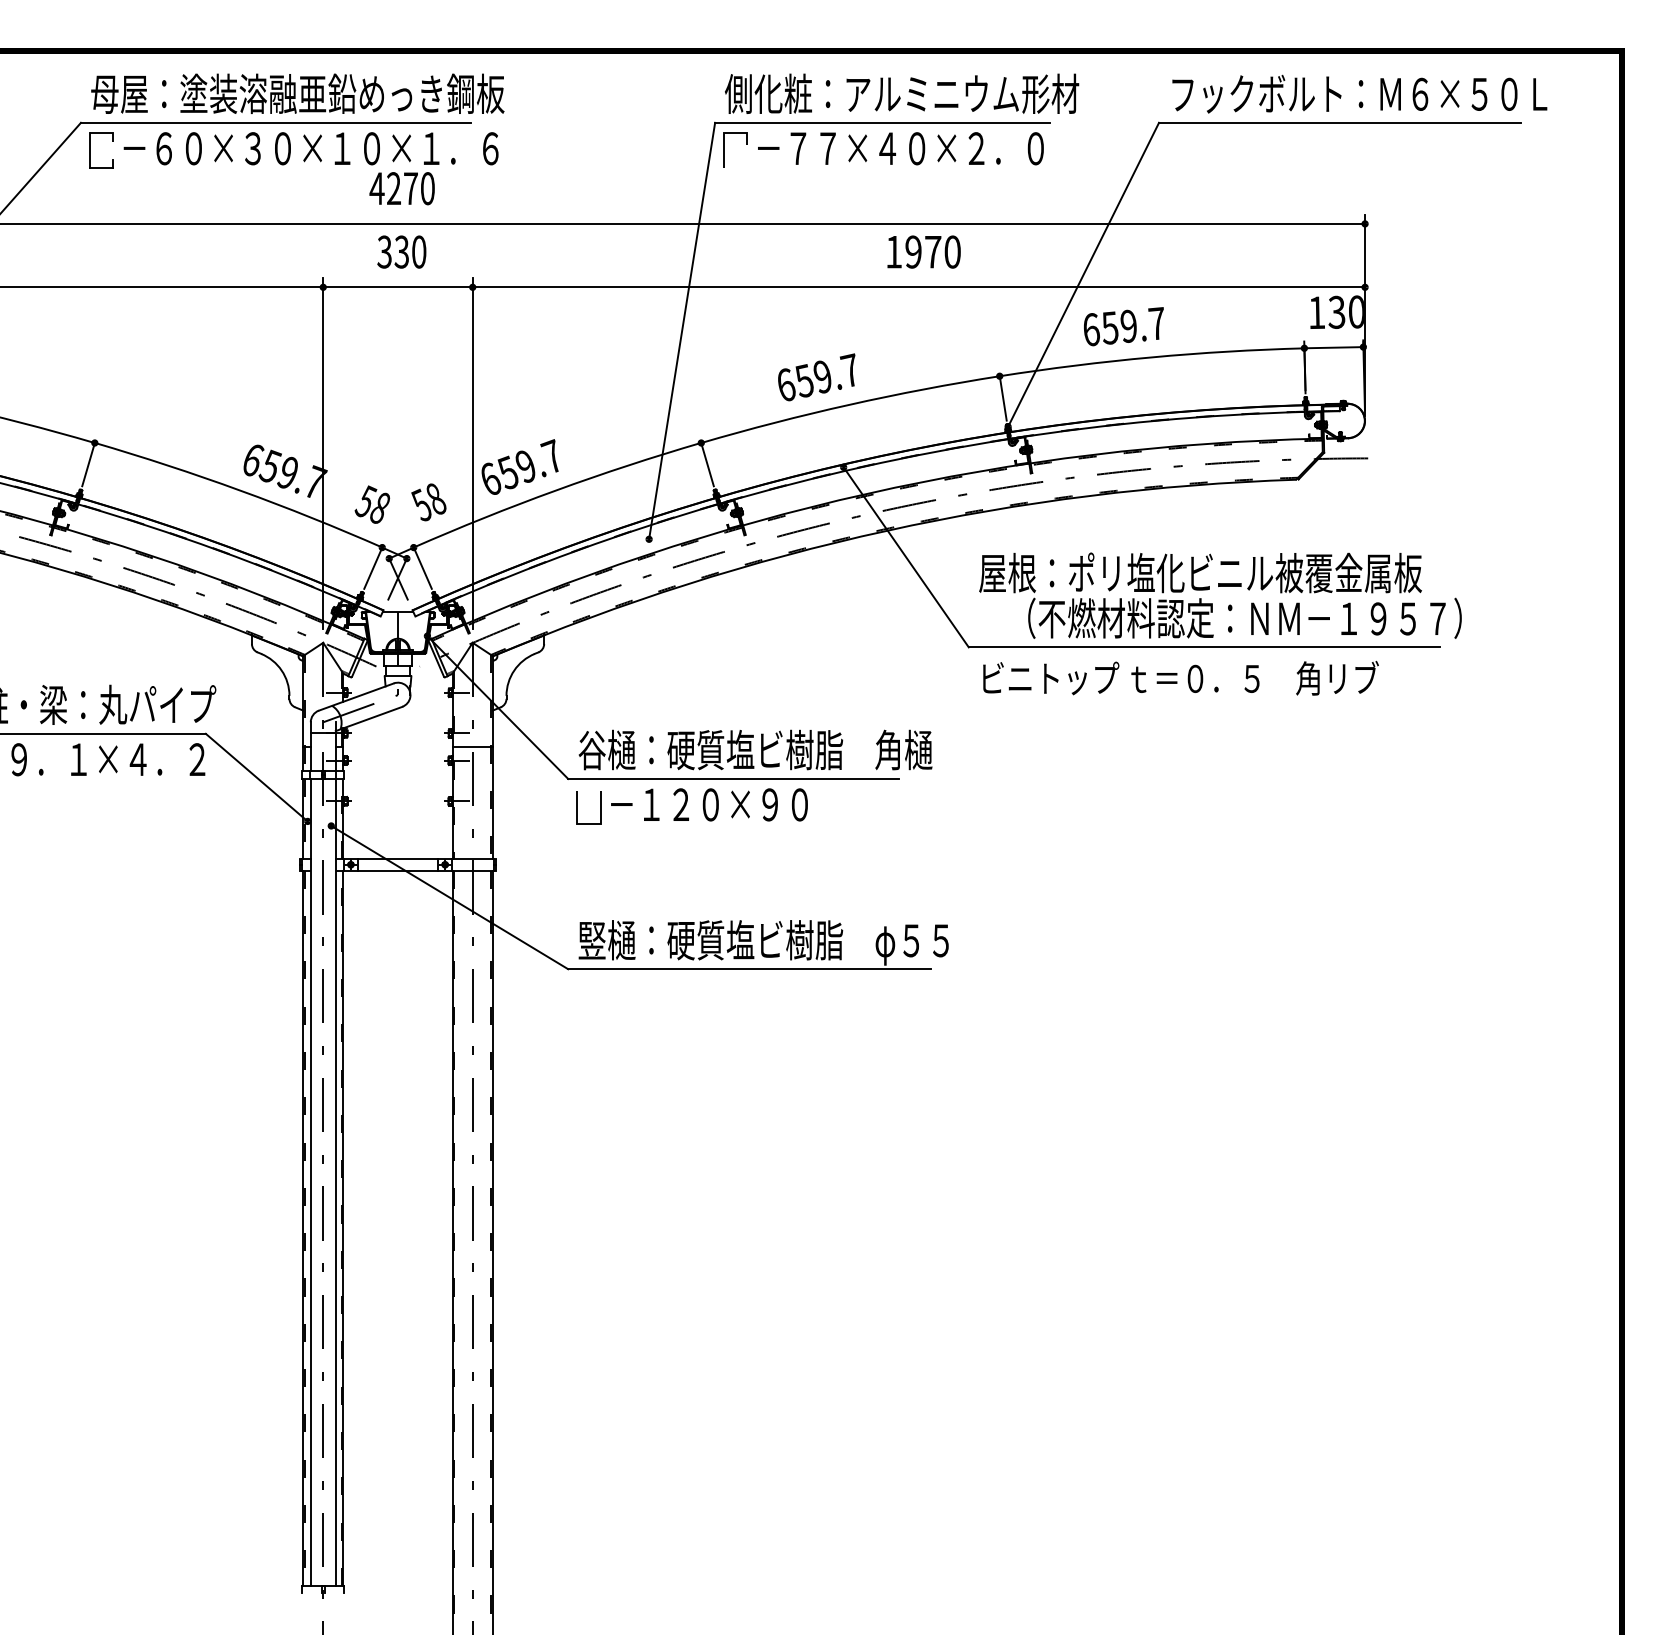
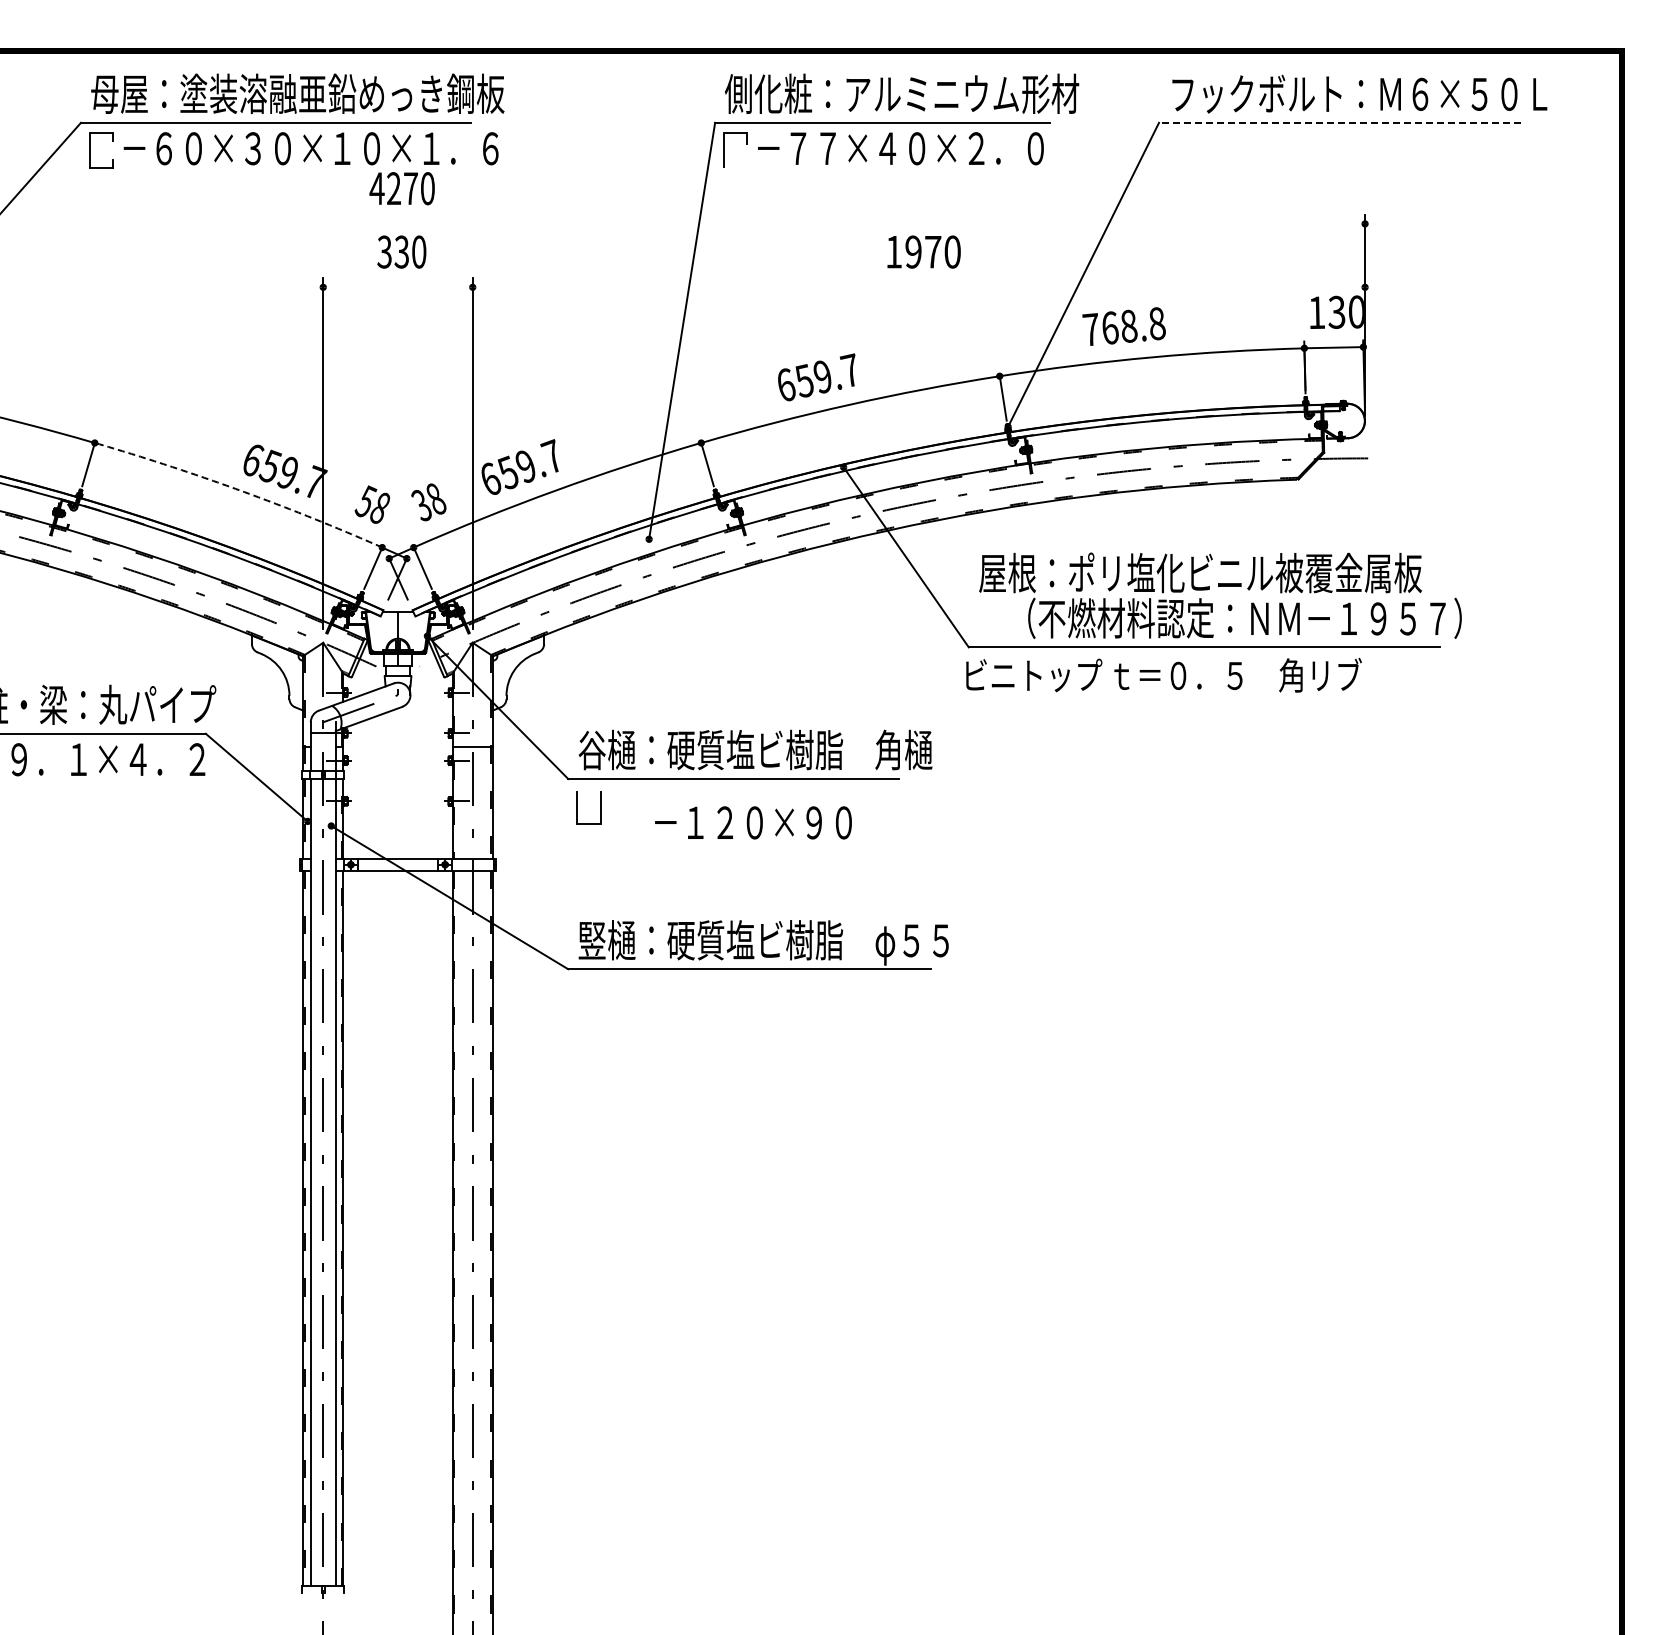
line: solid -> dashed (1339, 122)
line: present -> none (683, 223)
line: present -> none (683, 287)
text: 659.7 -> 768.8 (1123, 326)
arc: solid -> dashed (240, 490)
text: 58 -> 38 (421, 504)
text position: (1180, 677) -> (1163, 674) (1163, 674)
text position: (709, 804) -> (753, 822) (753, 822)
